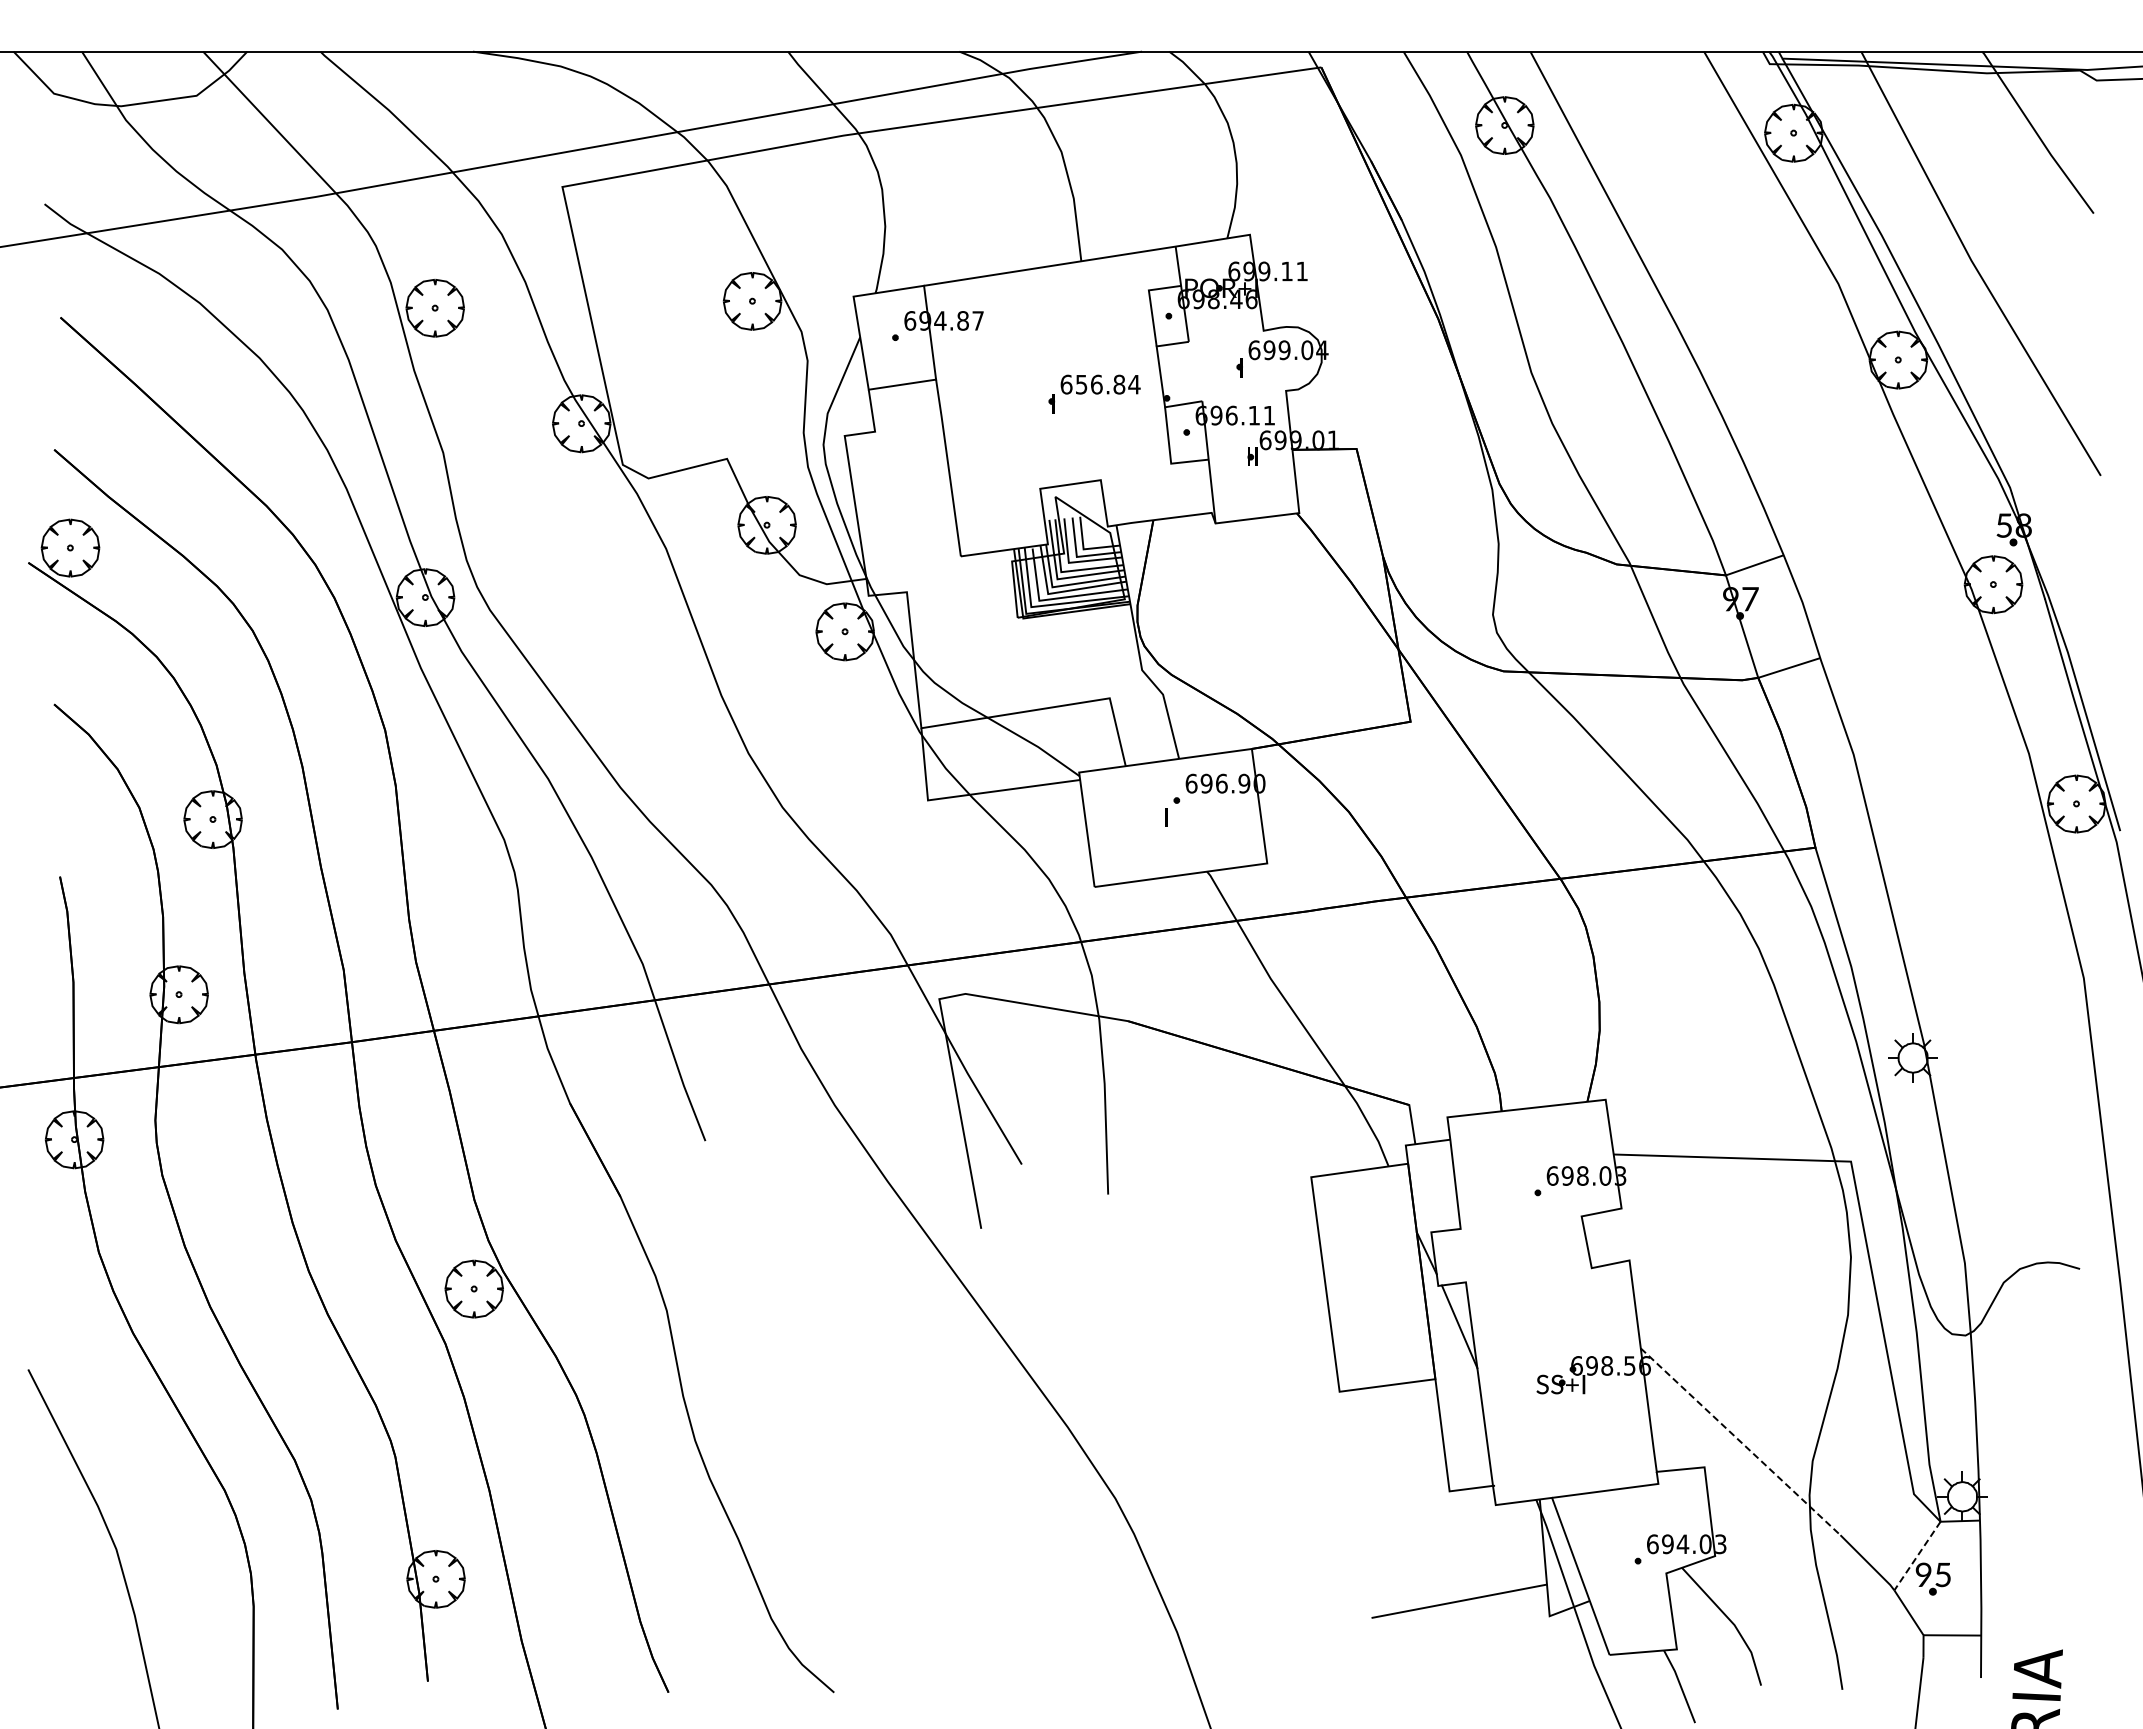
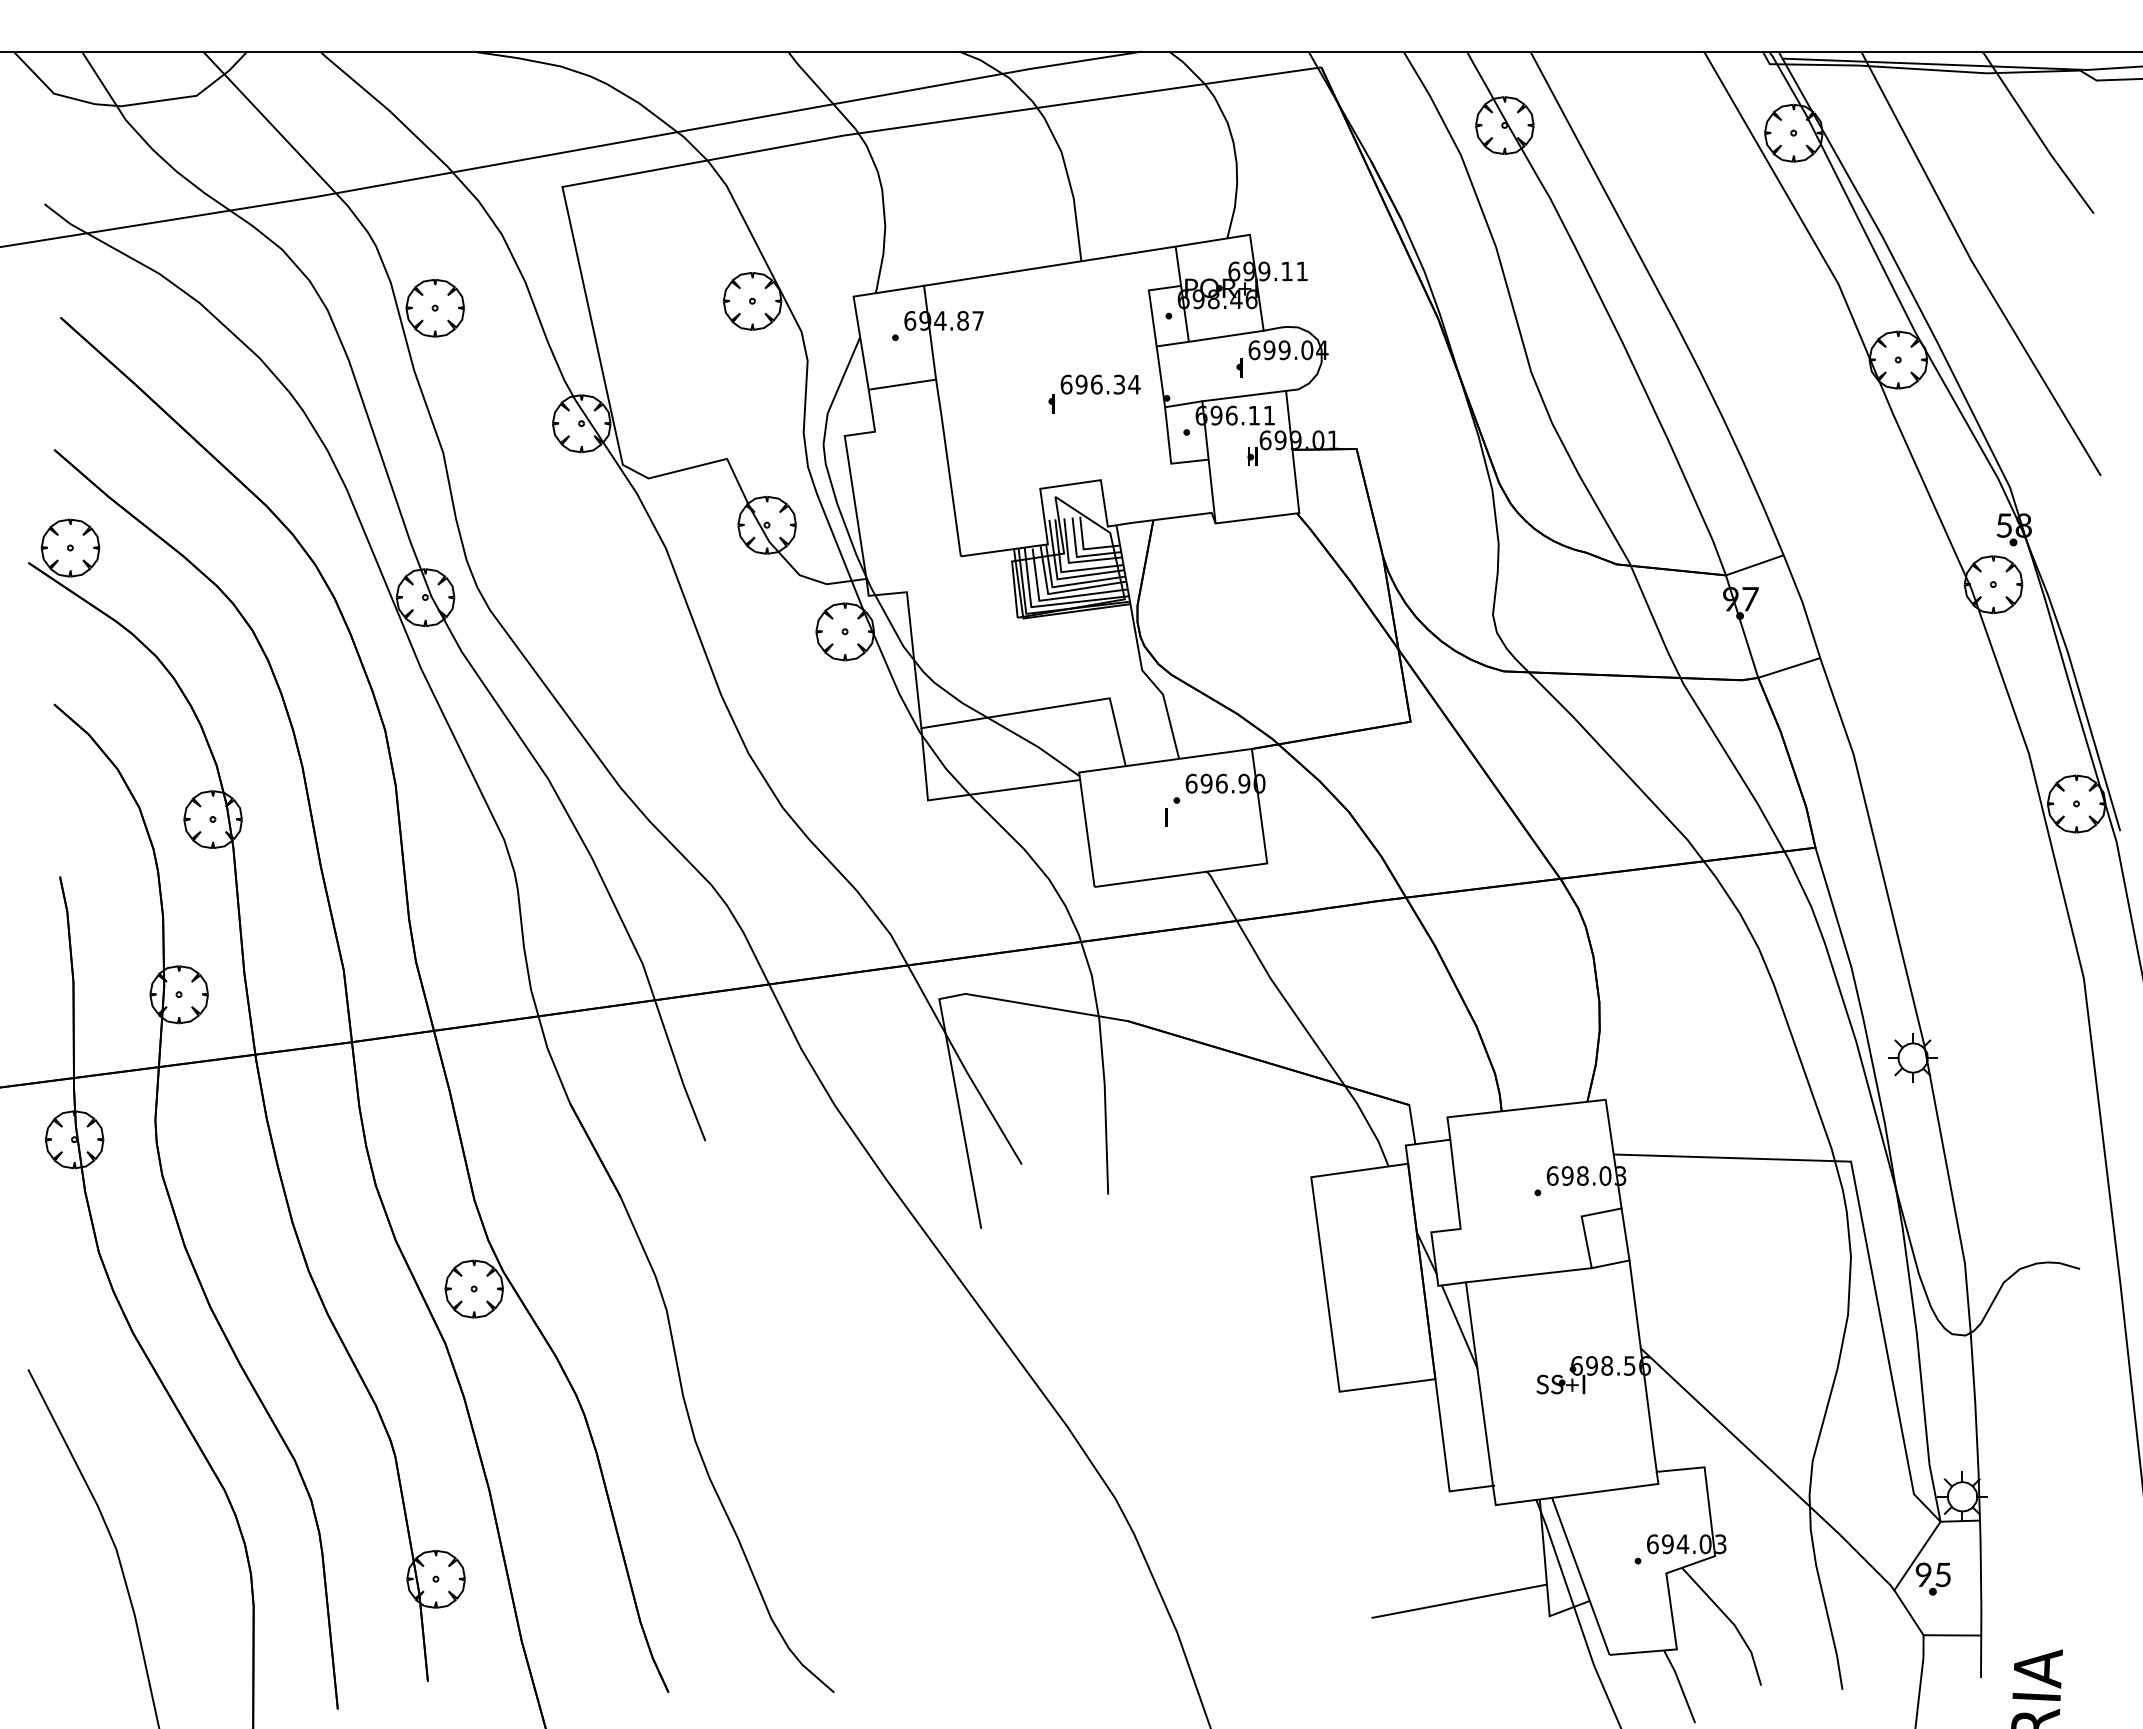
line: none -> present (1225, 335)
text: 656.84 -> 696.34 (1100, 384)
line: none -> present (1244, 395)
line: none -> present (1625, 1234)
line: none -> present (1528, 1275)
line: dashed -> solid (1740, 1441)
line: dashed -> solid (1917, 1556)
